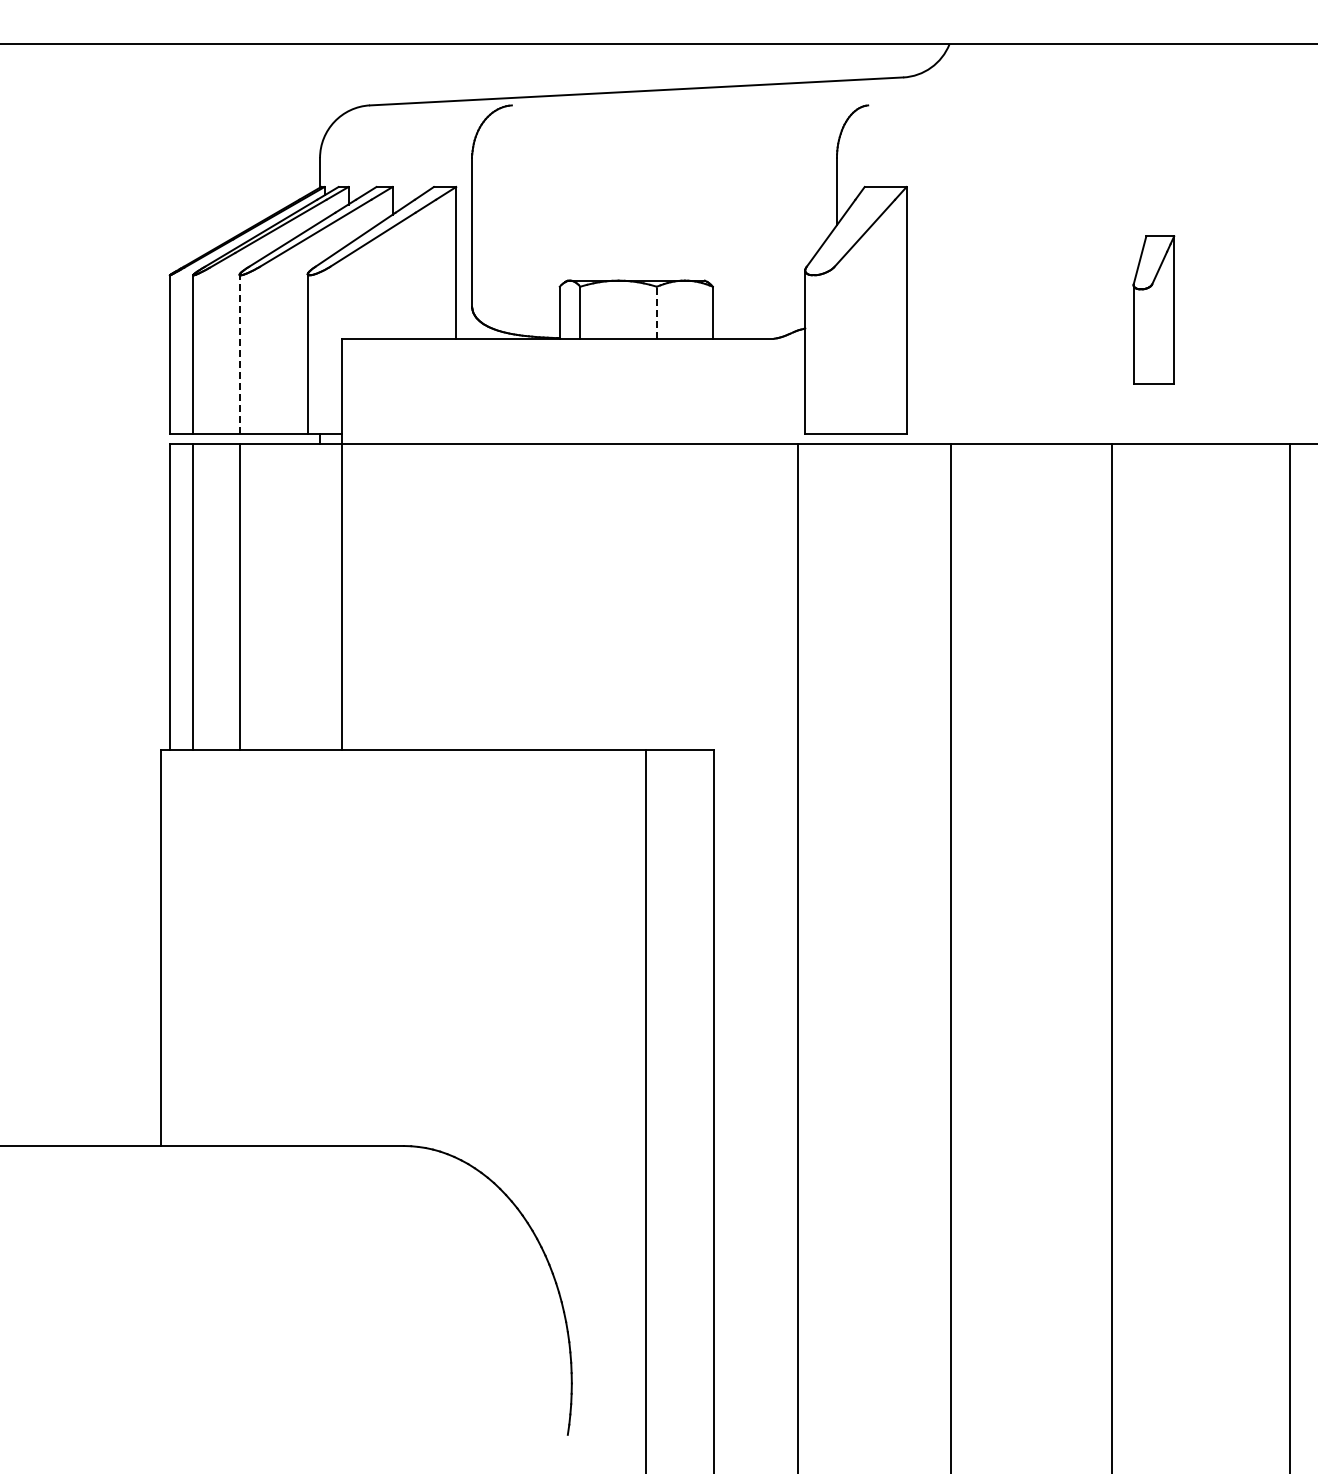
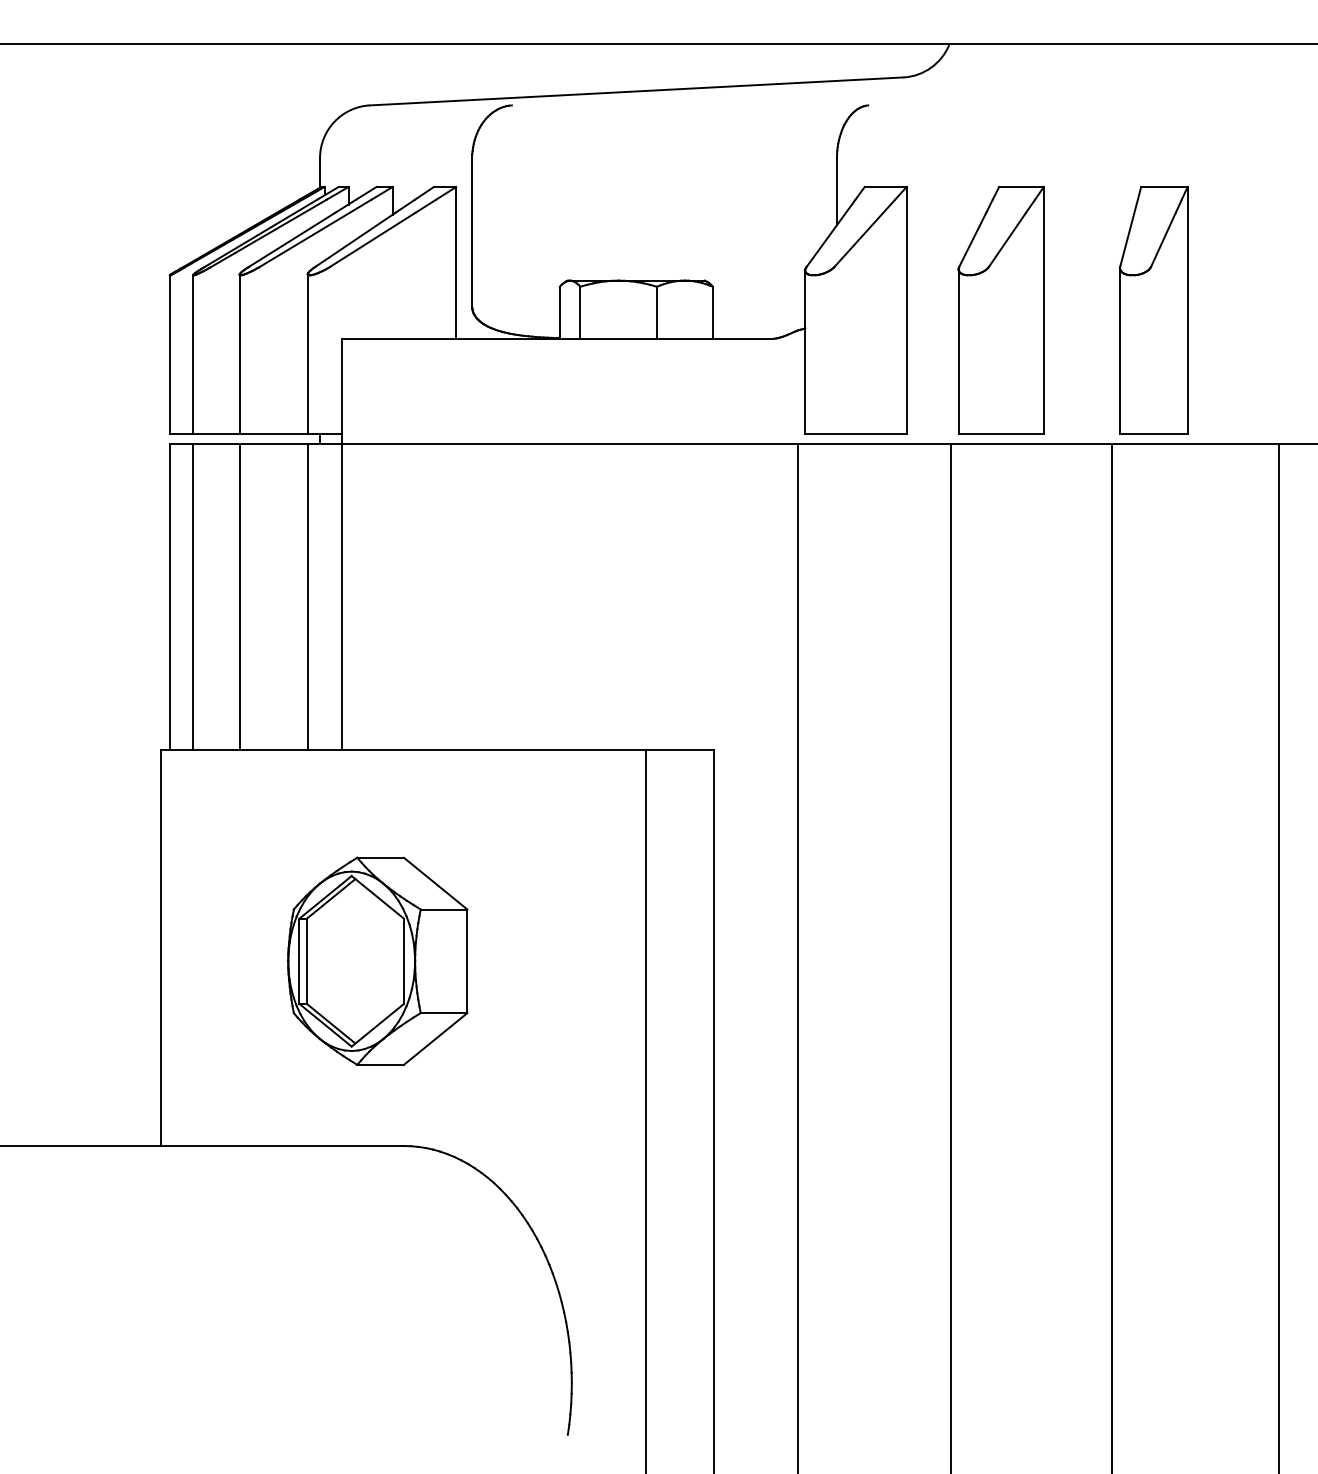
part size: 44x150 px -> 70x249 px (1153, 310)
part: none -> present (1000, 310)
line: dashed -> solid (656, 312)
line: dashed -> solid (239, 353)
line: none -> present (308, 597)
line position: (1289, 957) -> (1278, 957) (1278, 957)
part: none -> present (377, 960)
